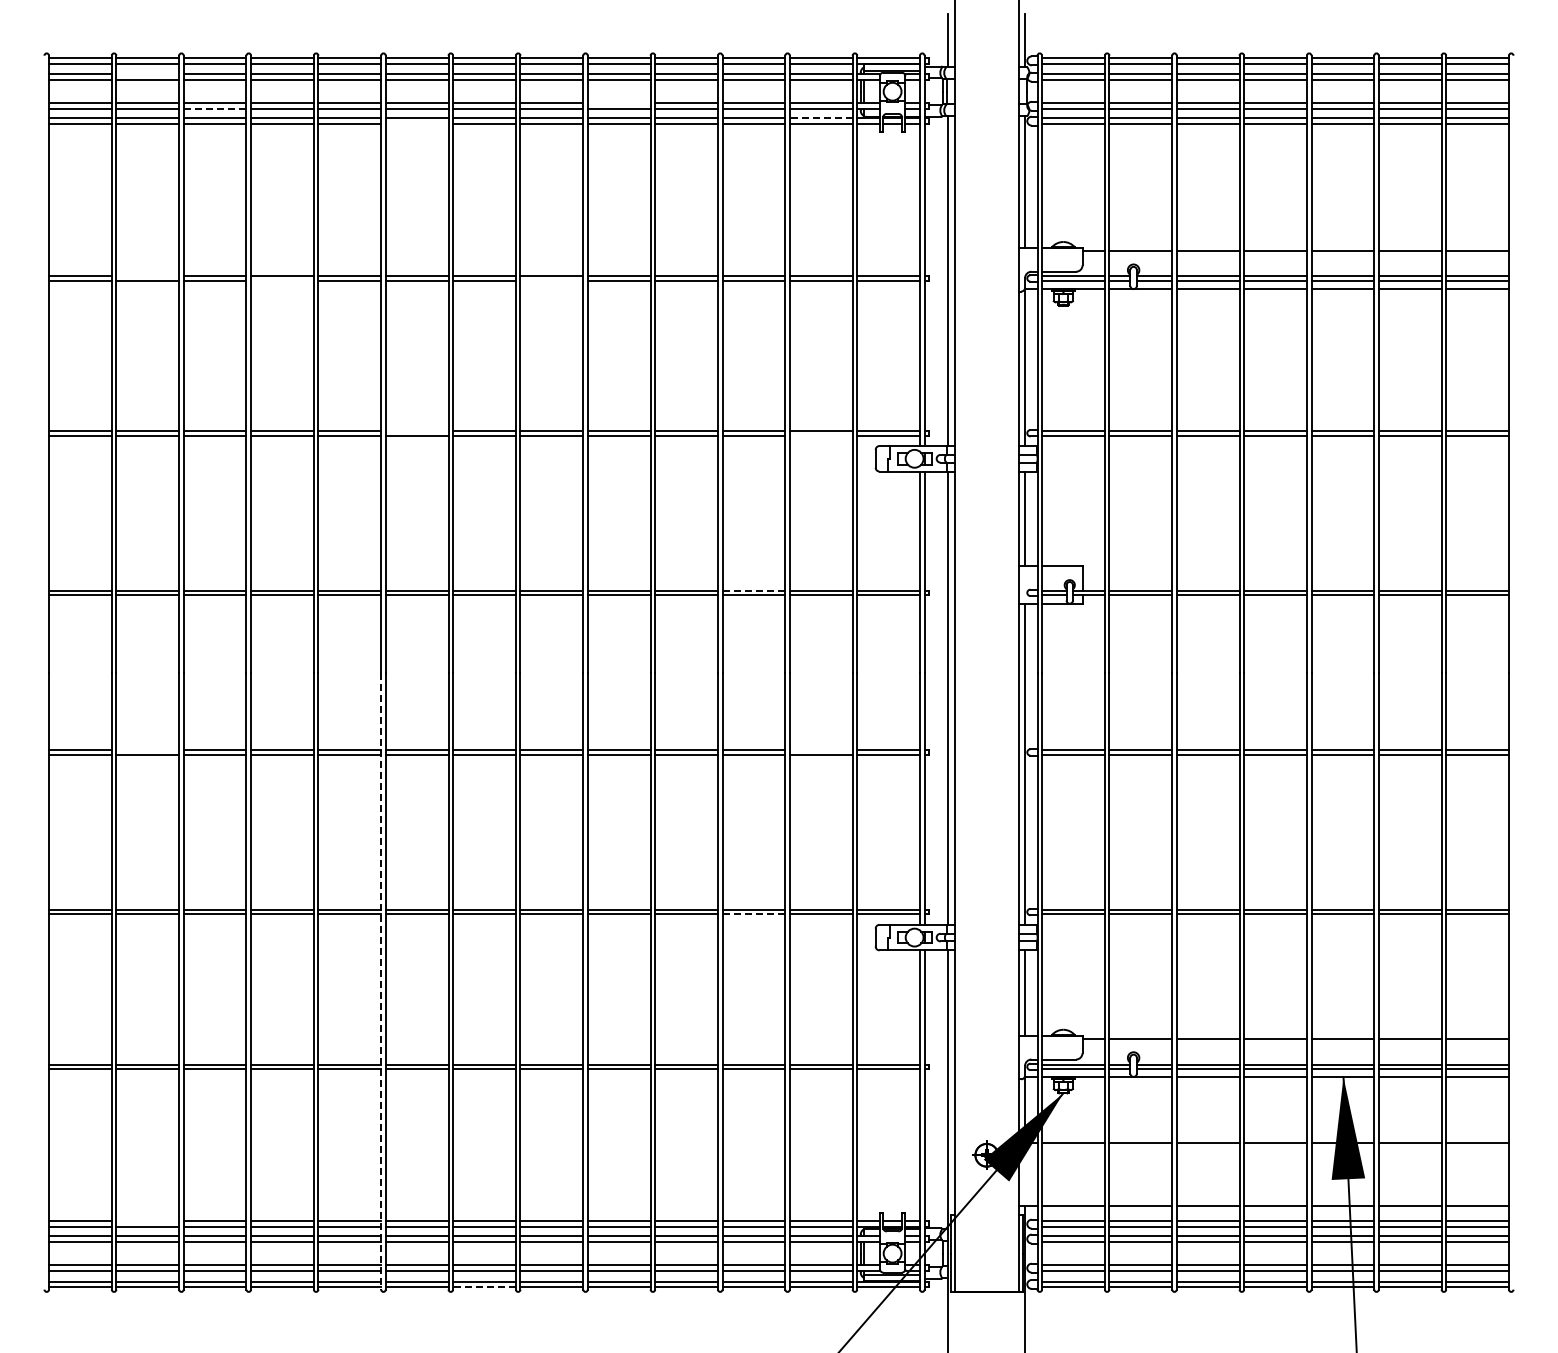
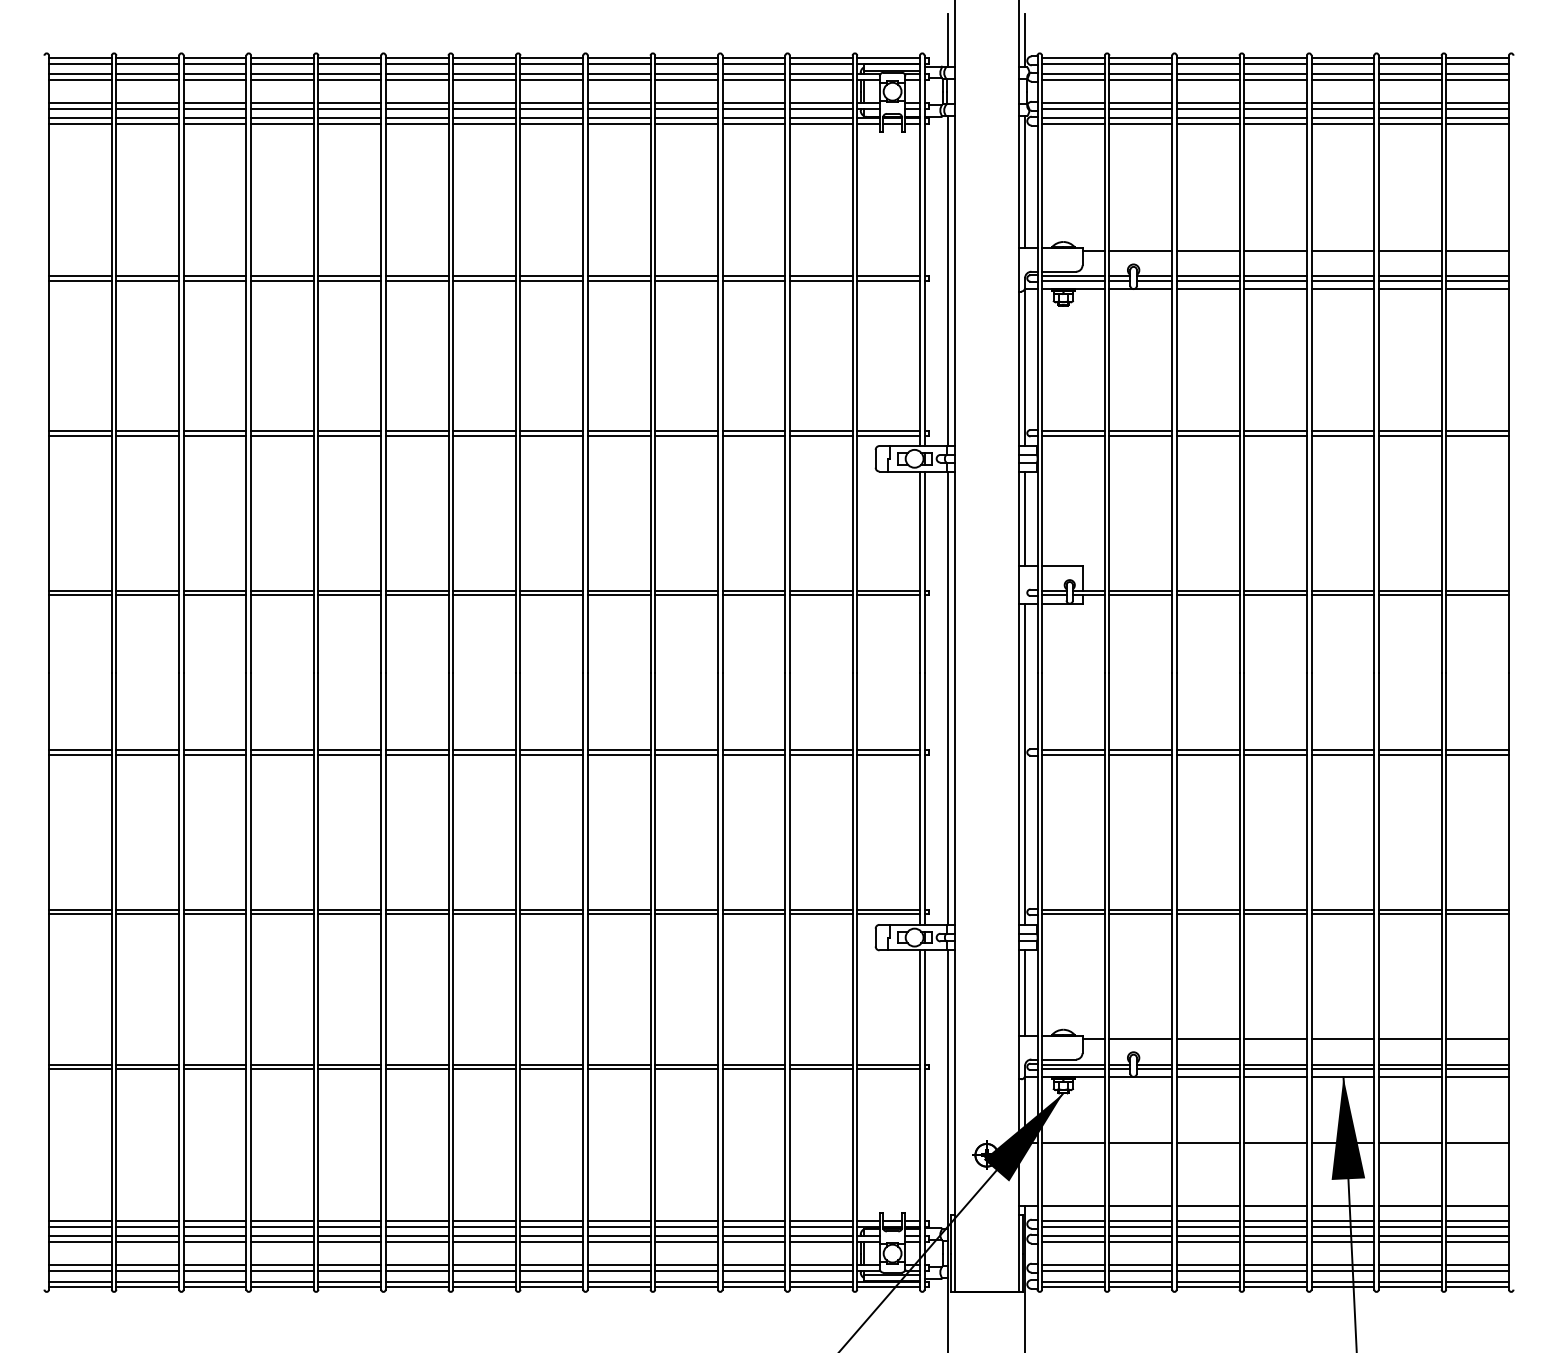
line: none -> present (147, 74)
line: none -> present (618, 103)
line: dashed -> solid (214, 109)
line: dashed -> solid (820, 118)
line: none -> present (416, 124)
line: none -> present (147, 276)
line: none -> present (282, 280)
line: none -> present (551, 280)
line: none -> present (416, 430)
line: none -> present (820, 435)
line: dashed -> solid (753, 590)
line: none -> present (147, 750)
line: none -> present (820, 750)
line: dashed -> solid (753, 914)
line: dashed -> solid (381, 981)
line: none -> present (147, 1221)
line: dashed -> solid (484, 1287)
